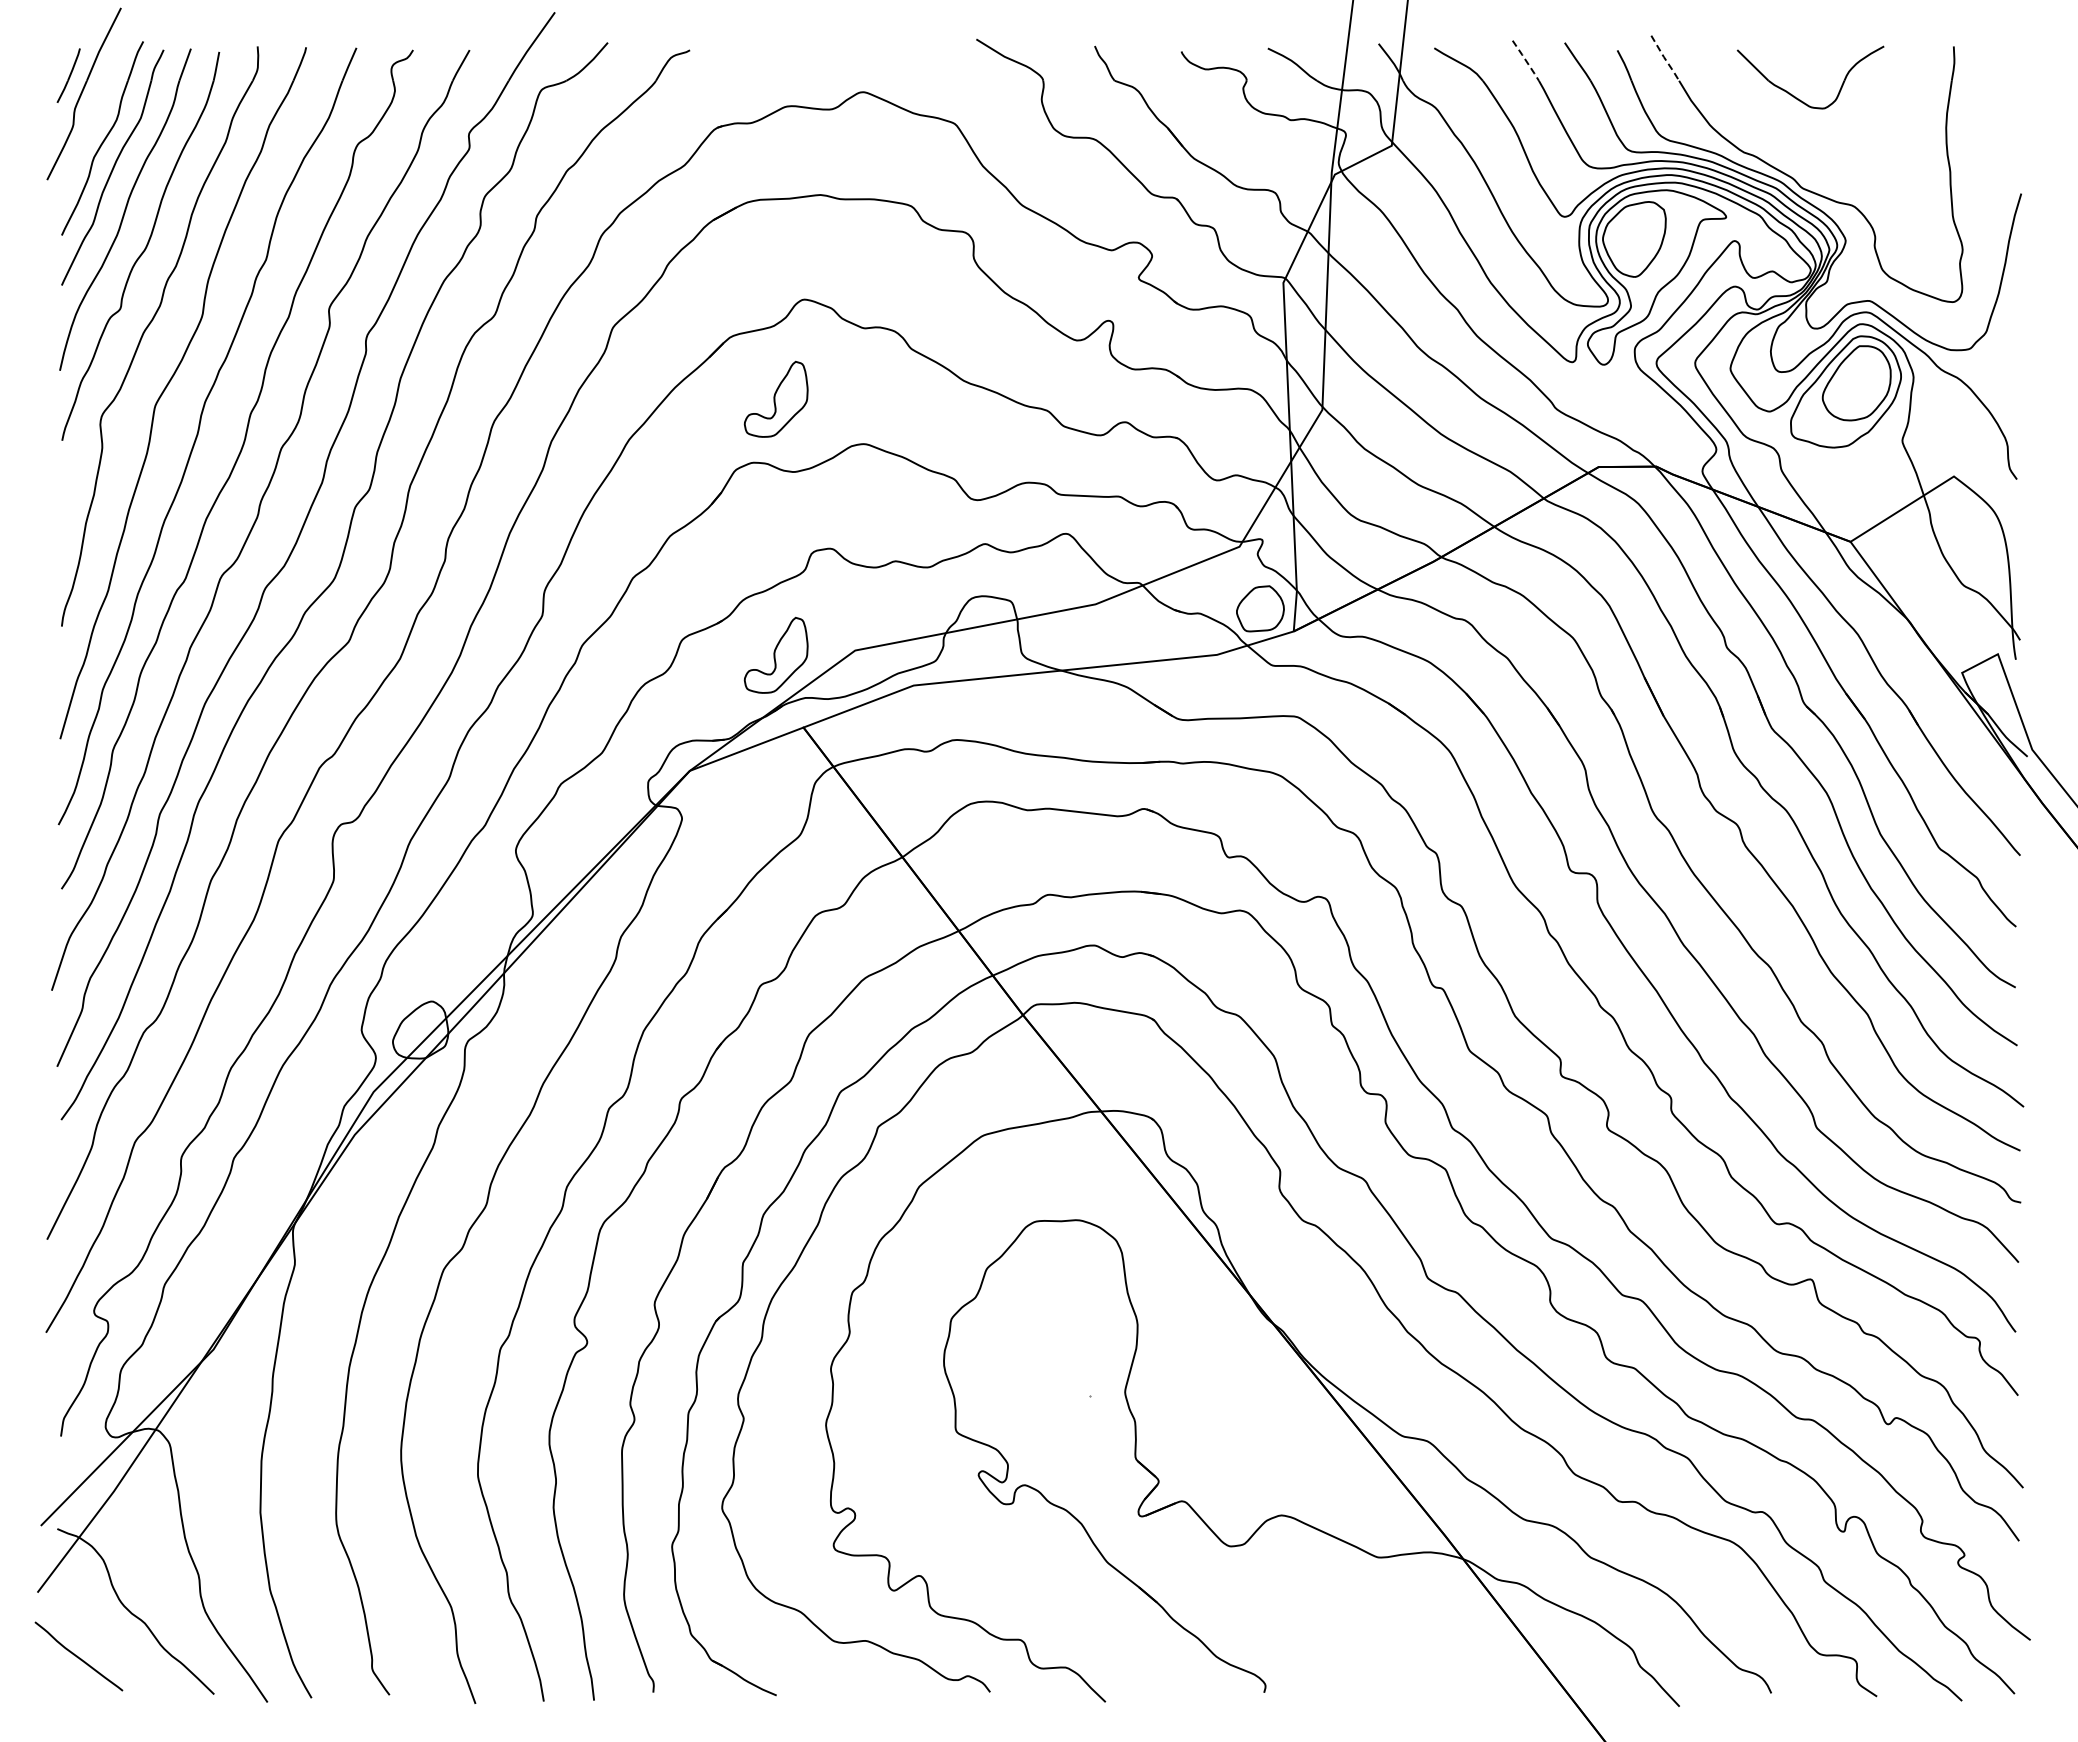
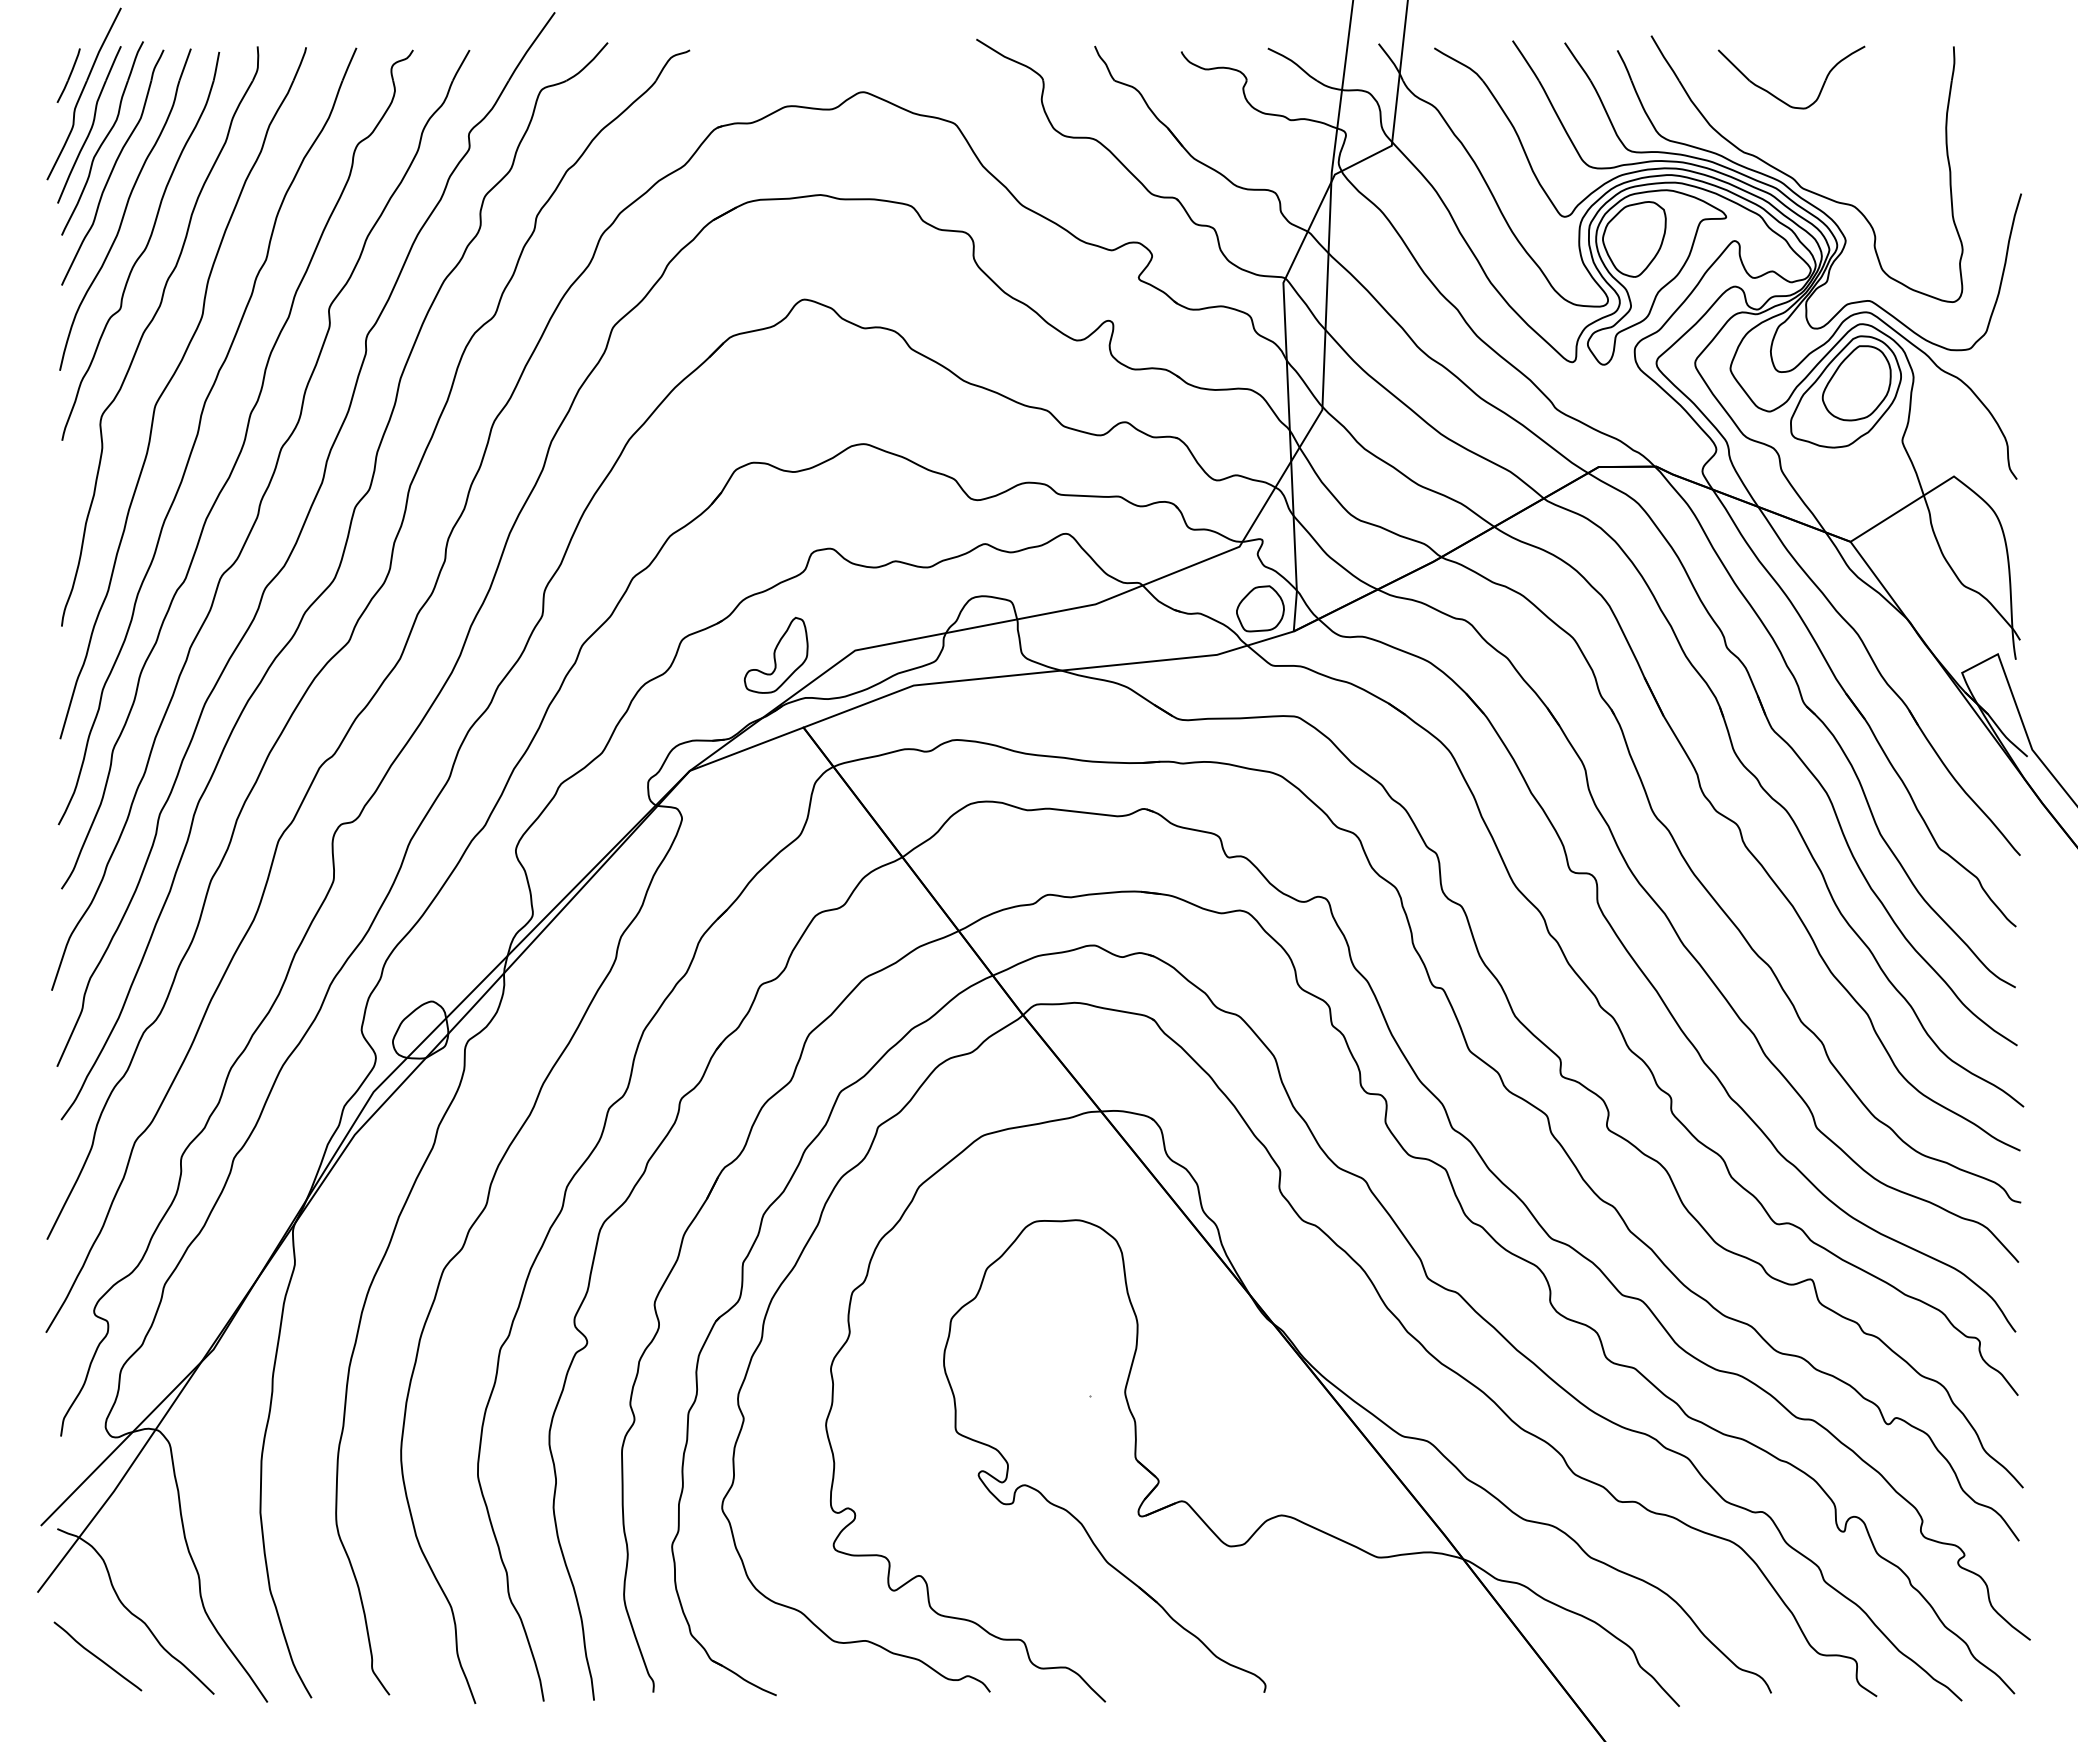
line: dashed -> solid (1665, 58)
line: dashed -> solid (1526, 60)
part position: (1797, 97) -> (1778, 97) (1778, 97)
part: none -> present (89, 124)
part: present -> none (775, 398)
curve position: (78, 1656) -> (97, 1656) (97, 1656)
